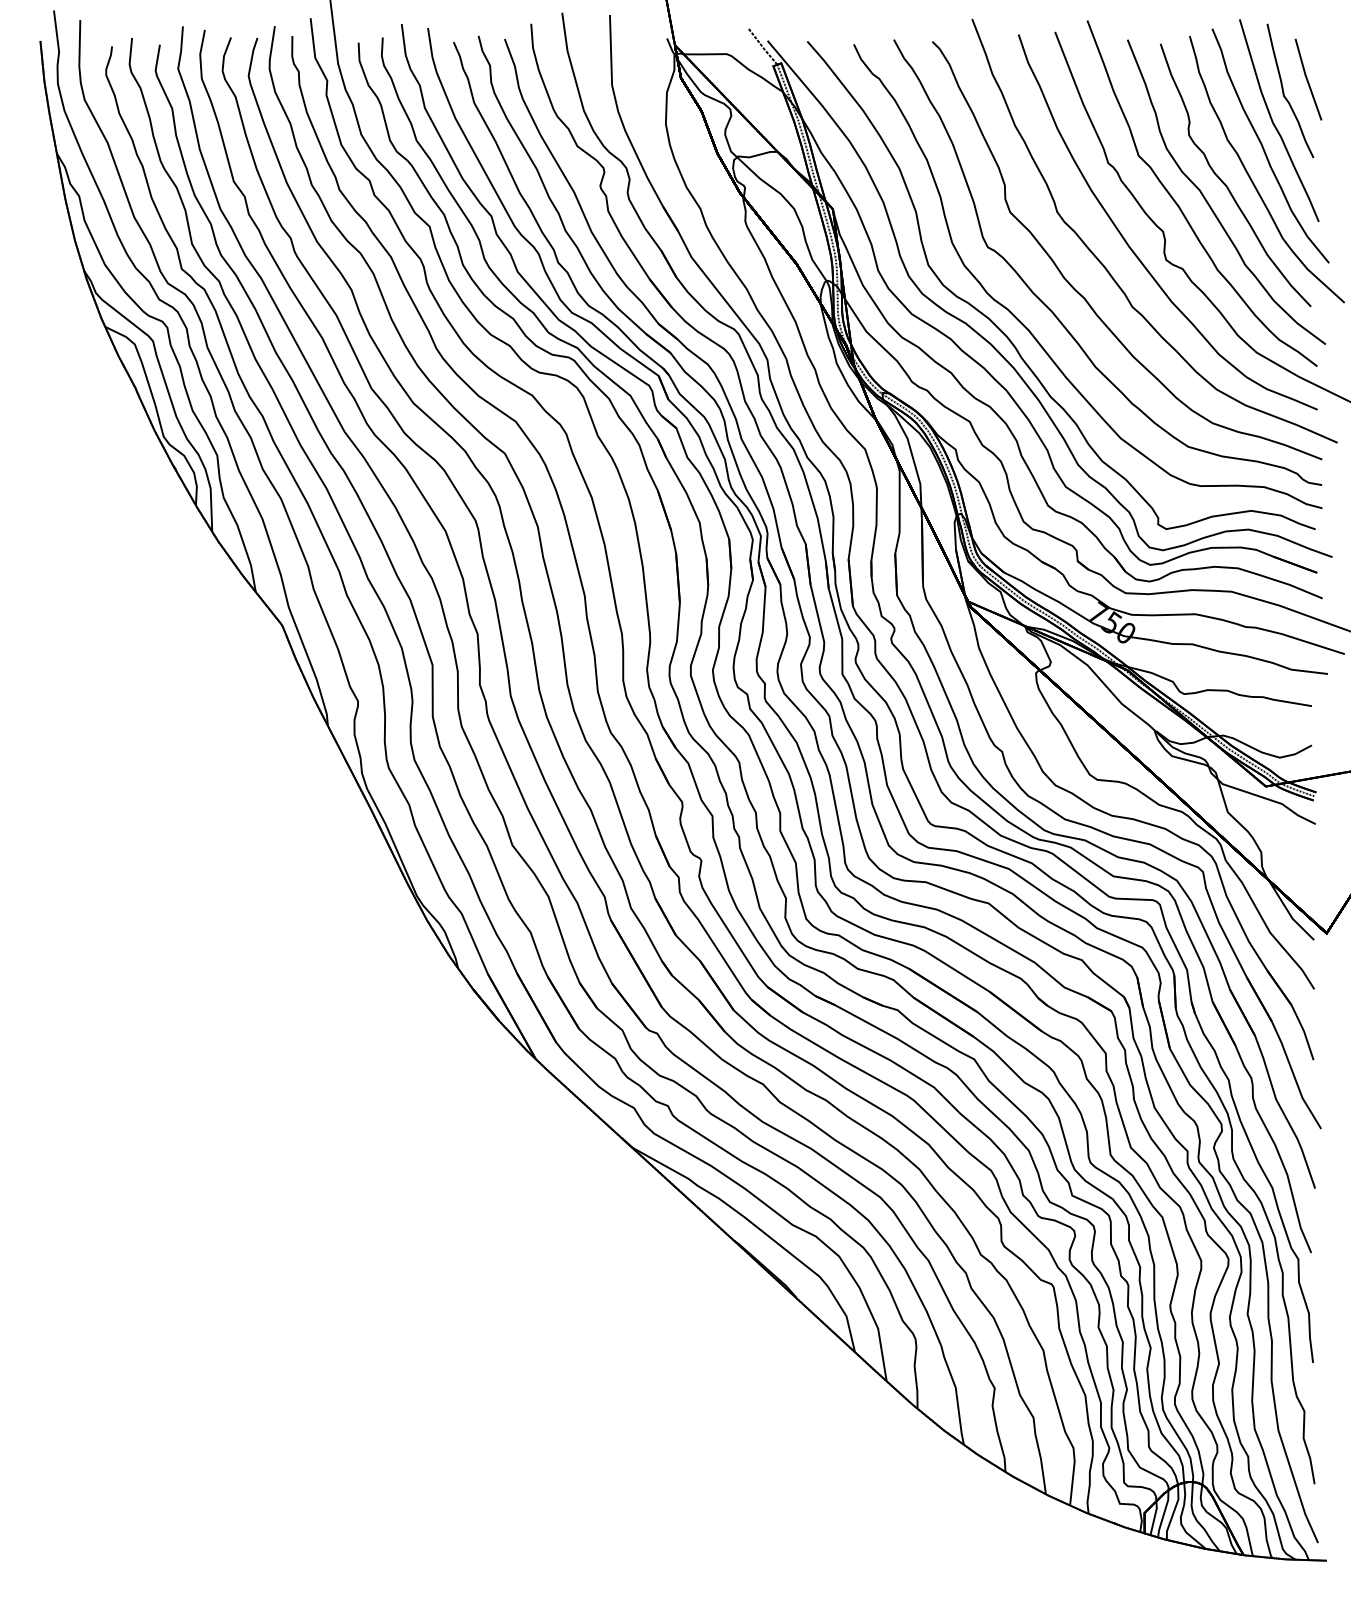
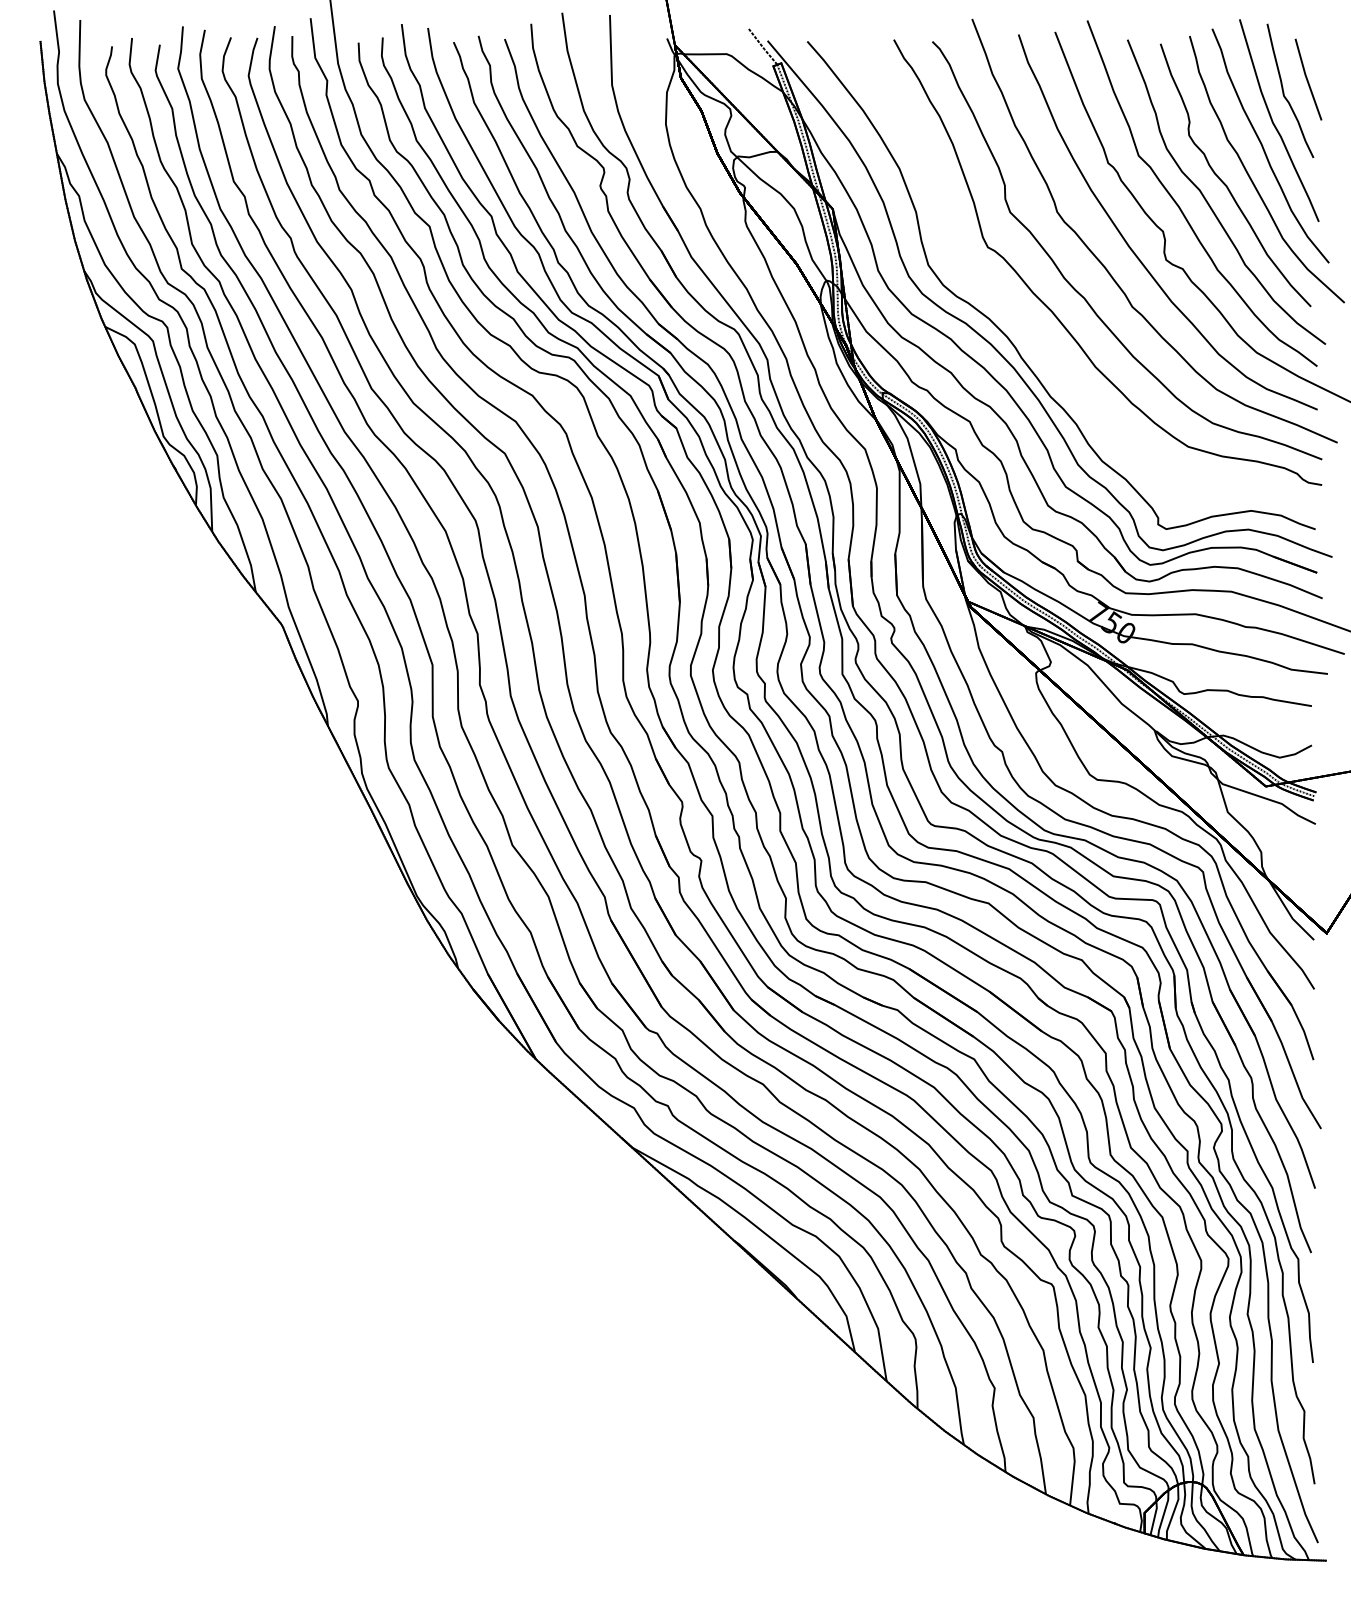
curve: present -> none (1029, 329)
